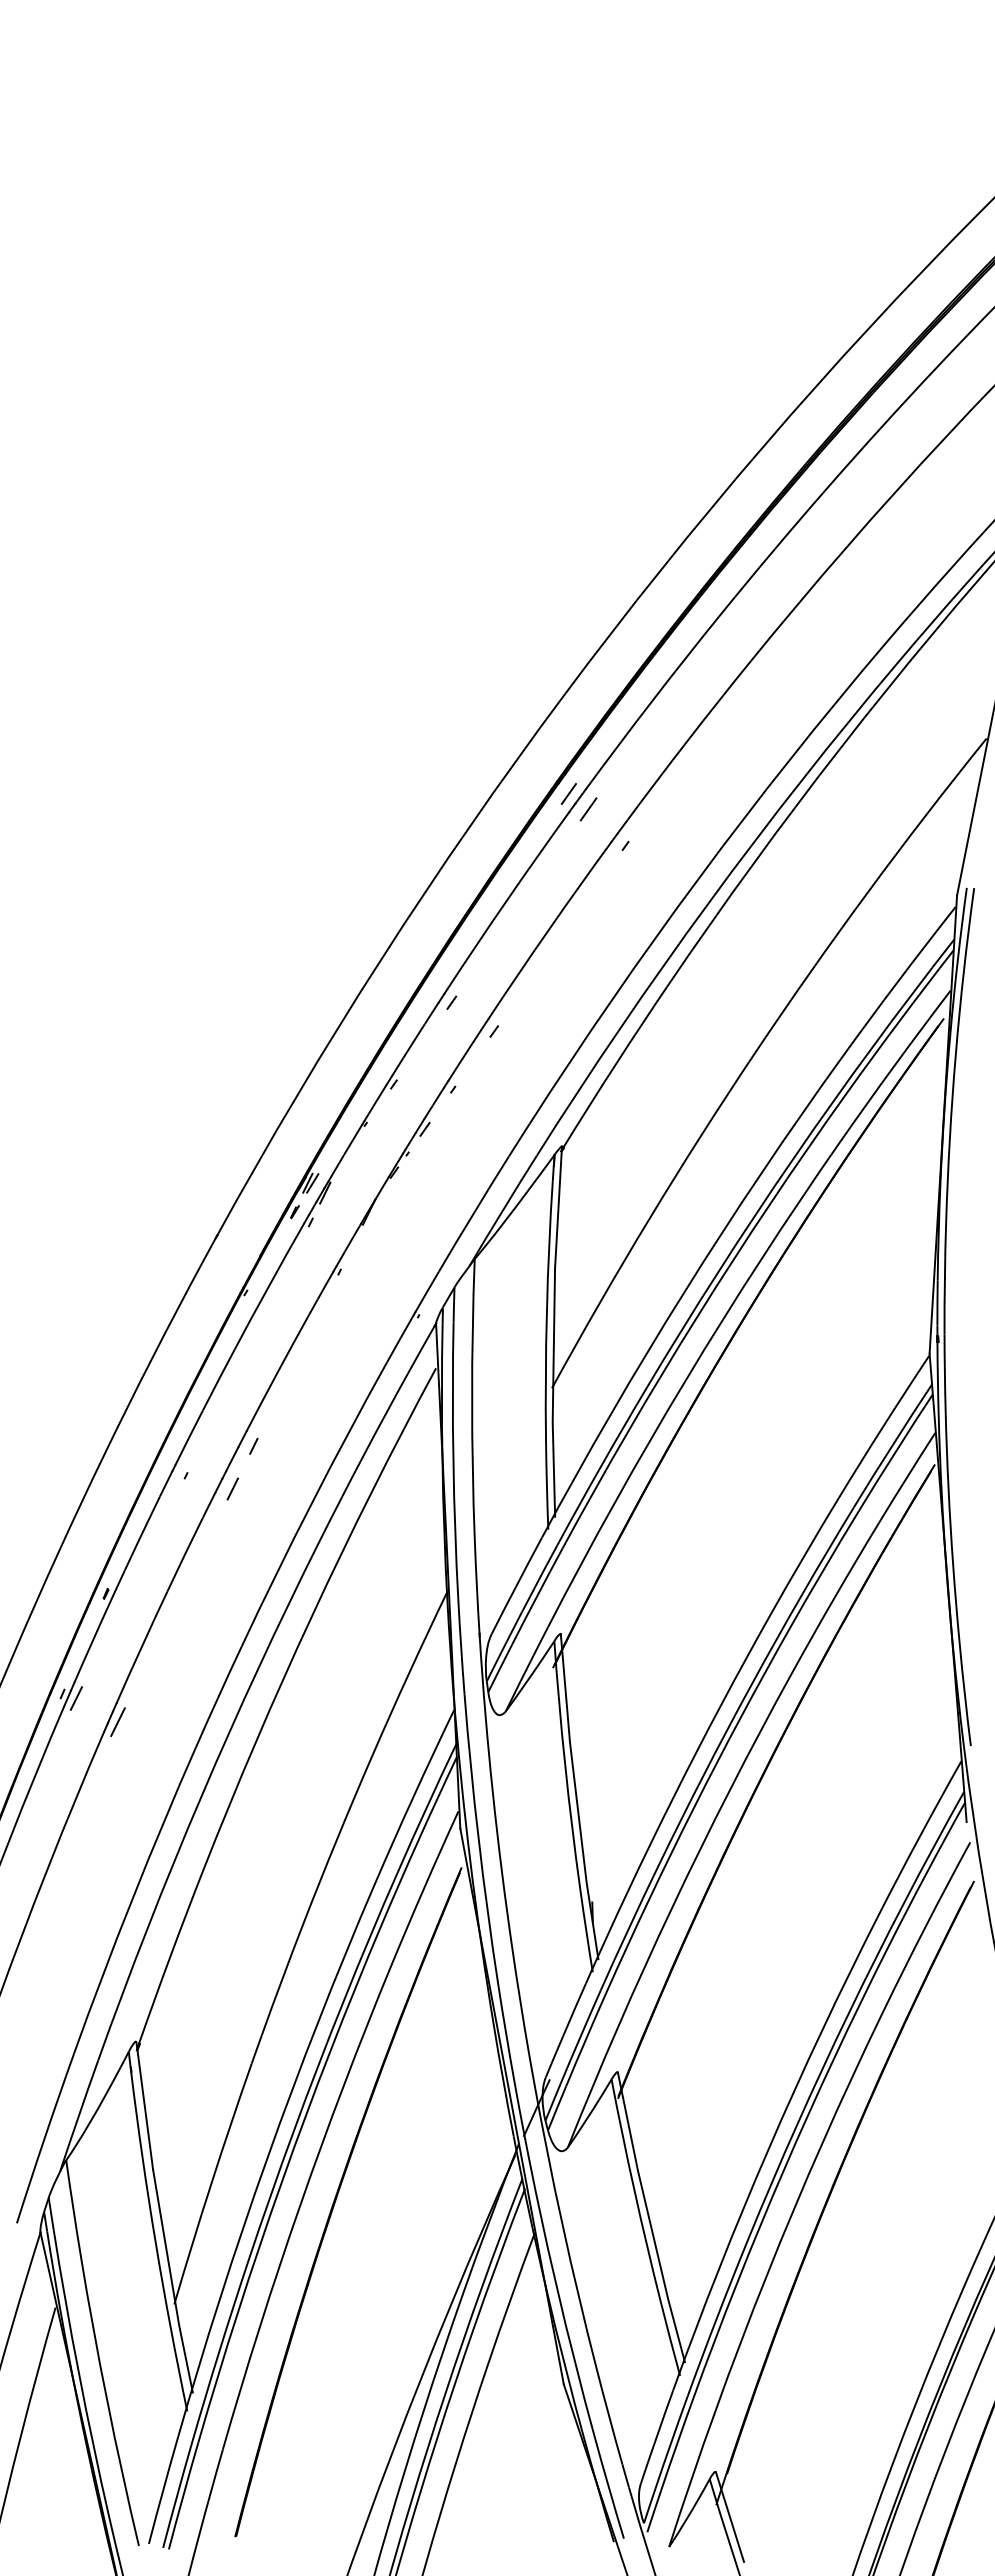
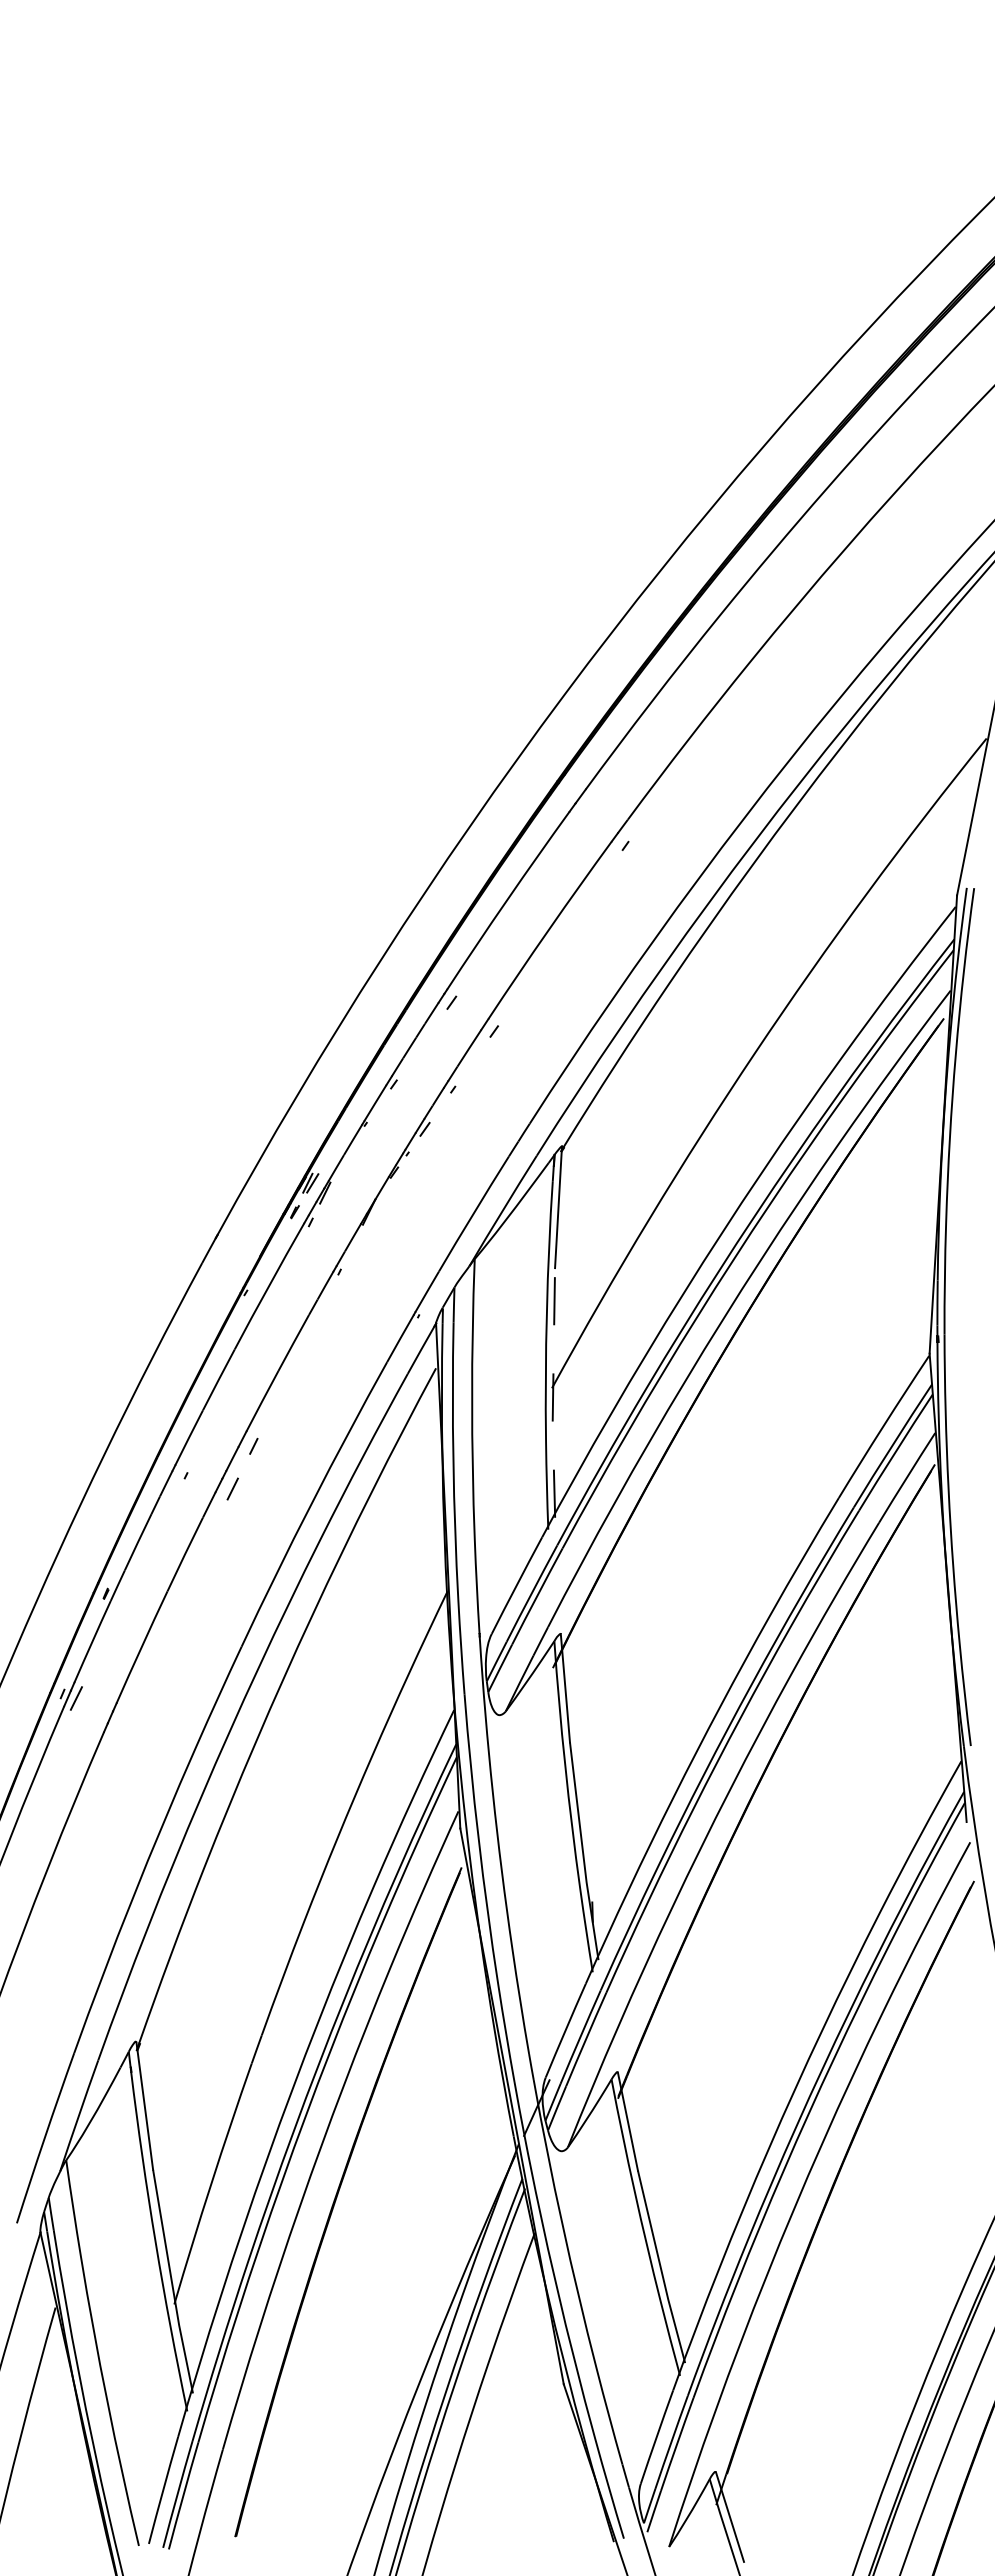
line: present -> none (568, 793)
line: present -> none (588, 809)
line: solid -> dashed (553, 1393)
line: present -> none (117, 1721)
